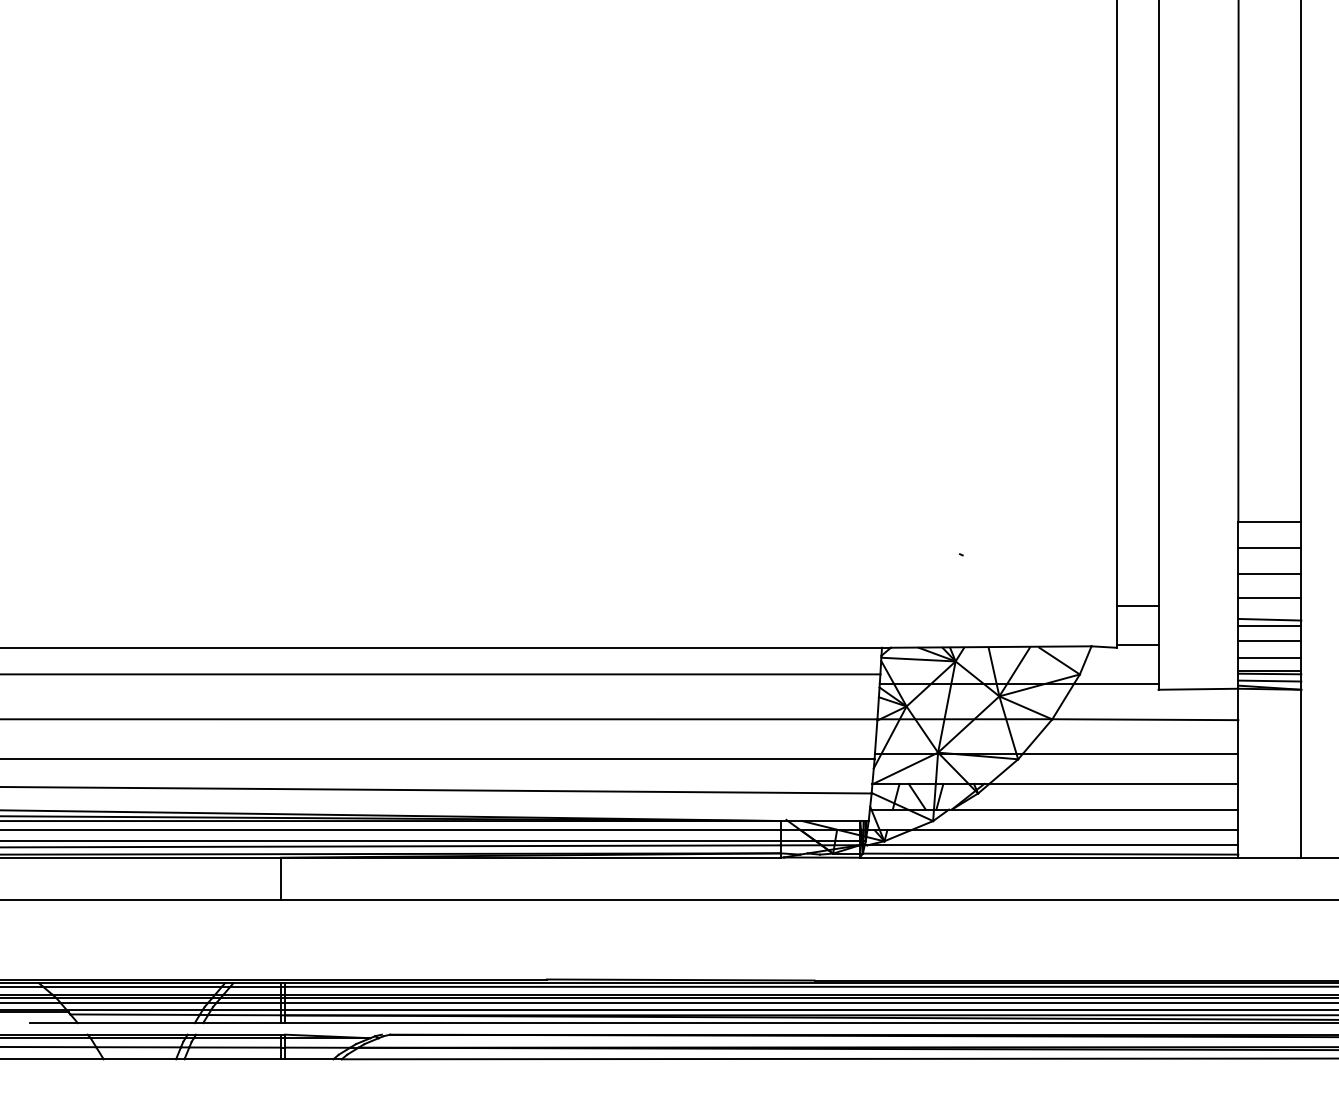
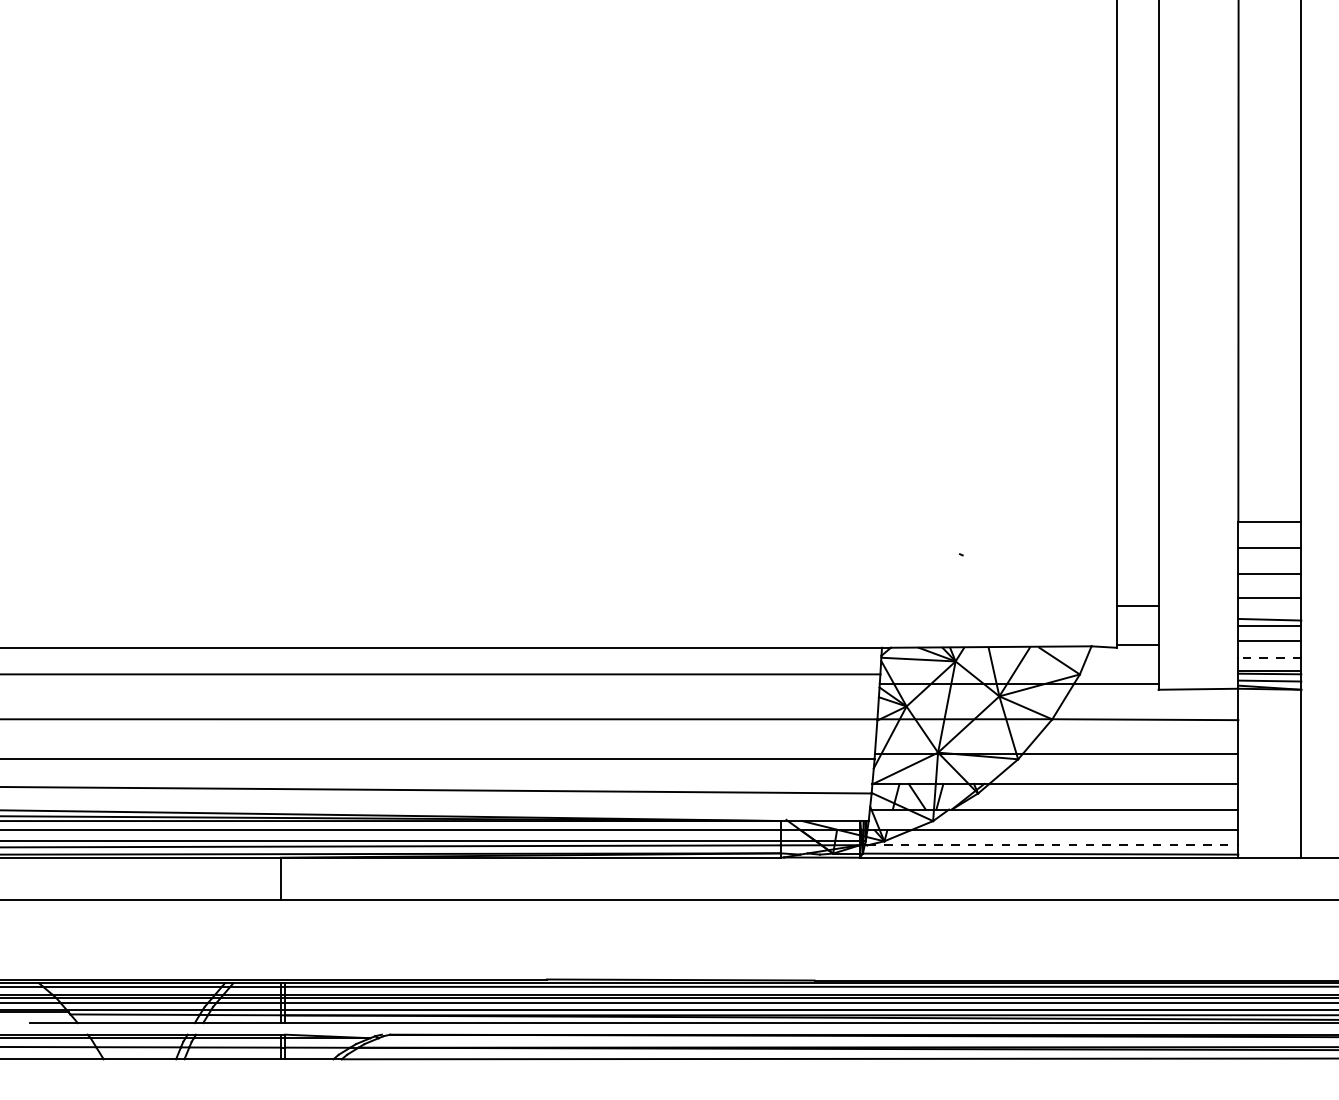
line: solid -> dashed (1269, 657)
line: solid -> dashed (1052, 845)
